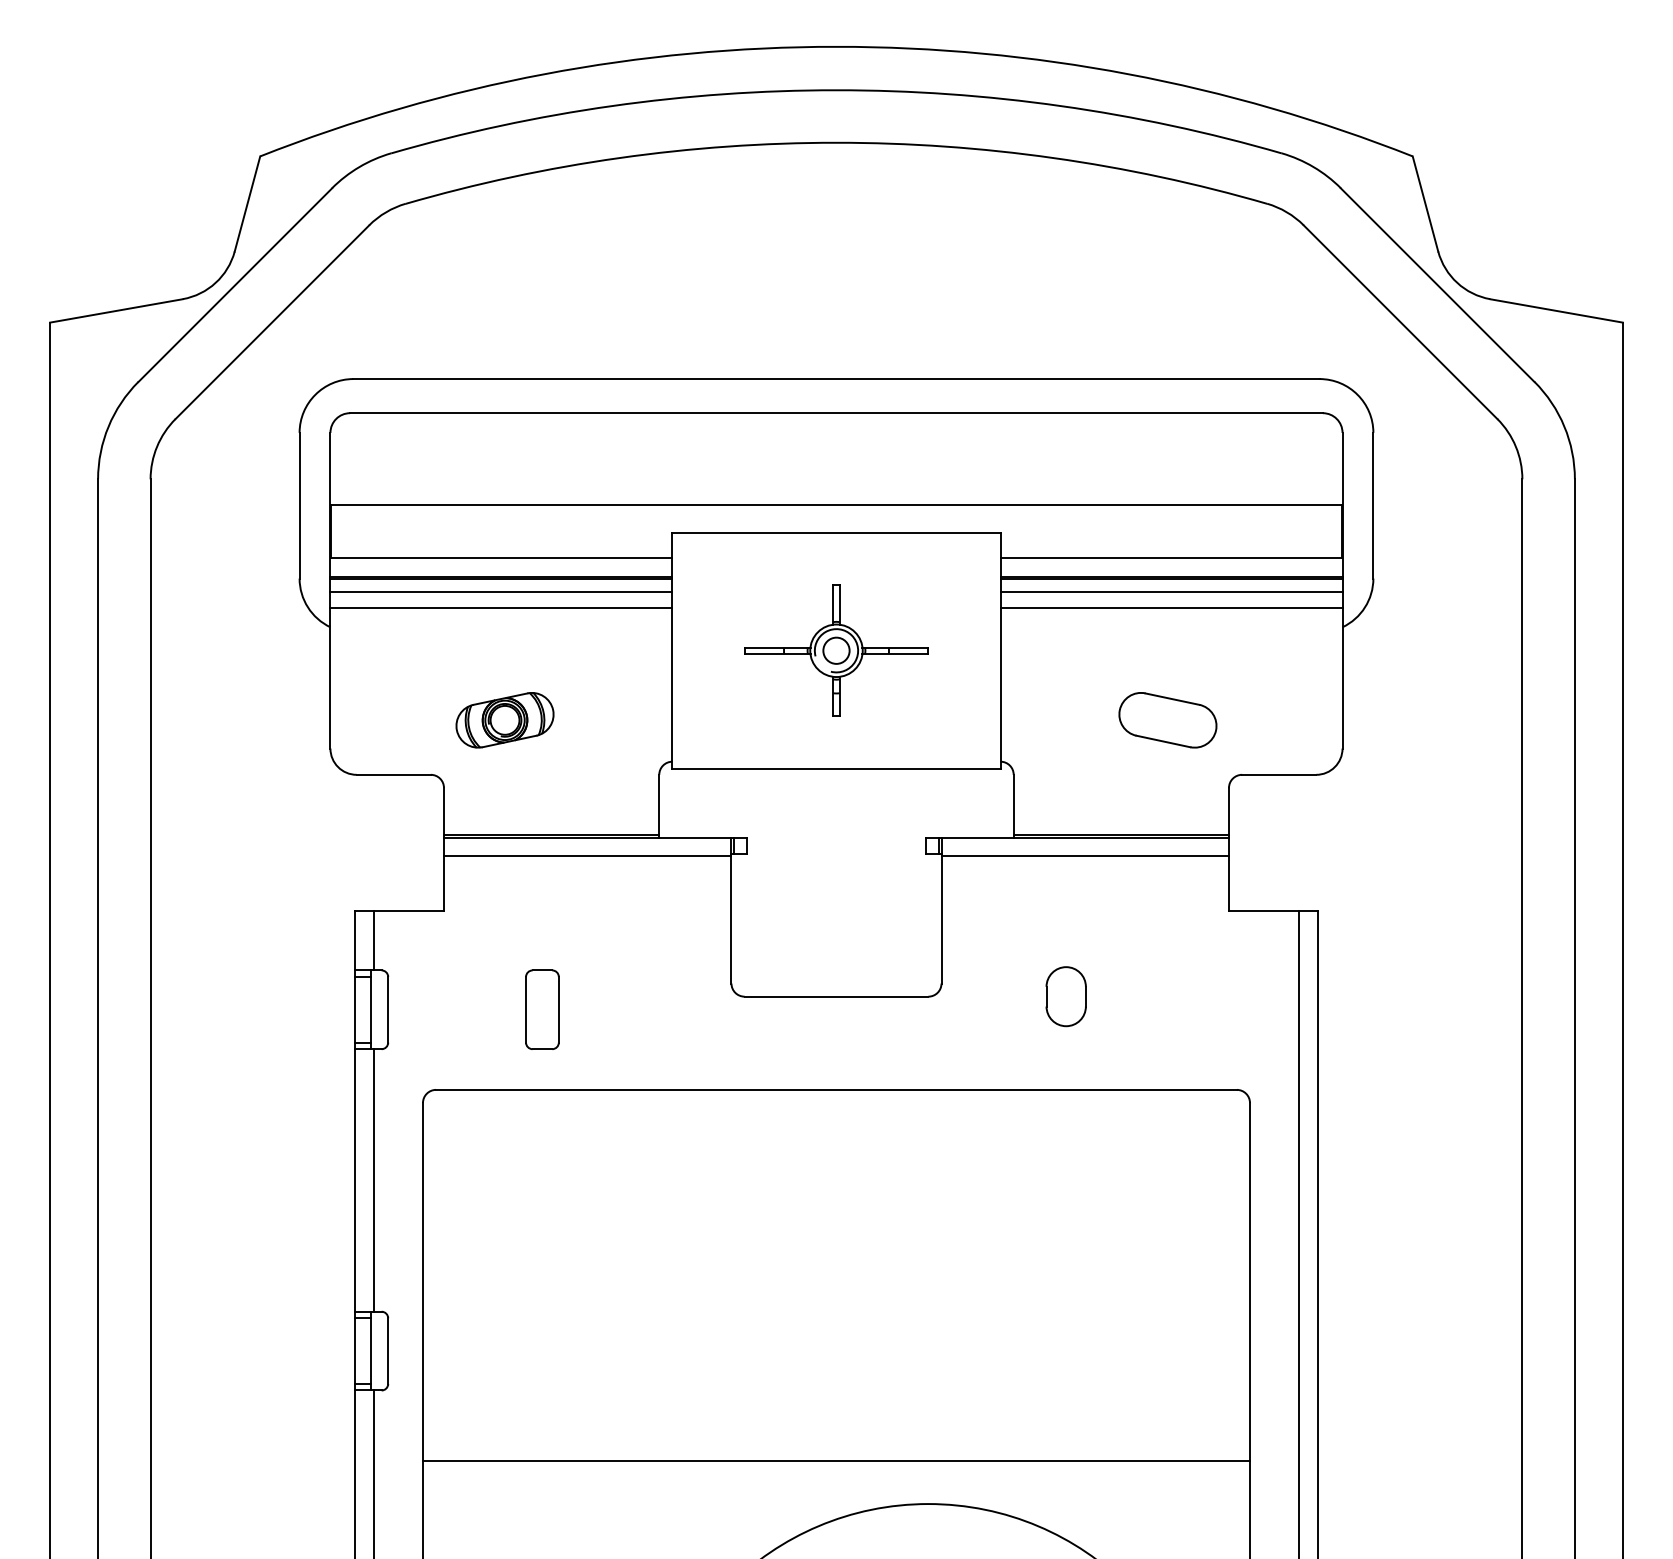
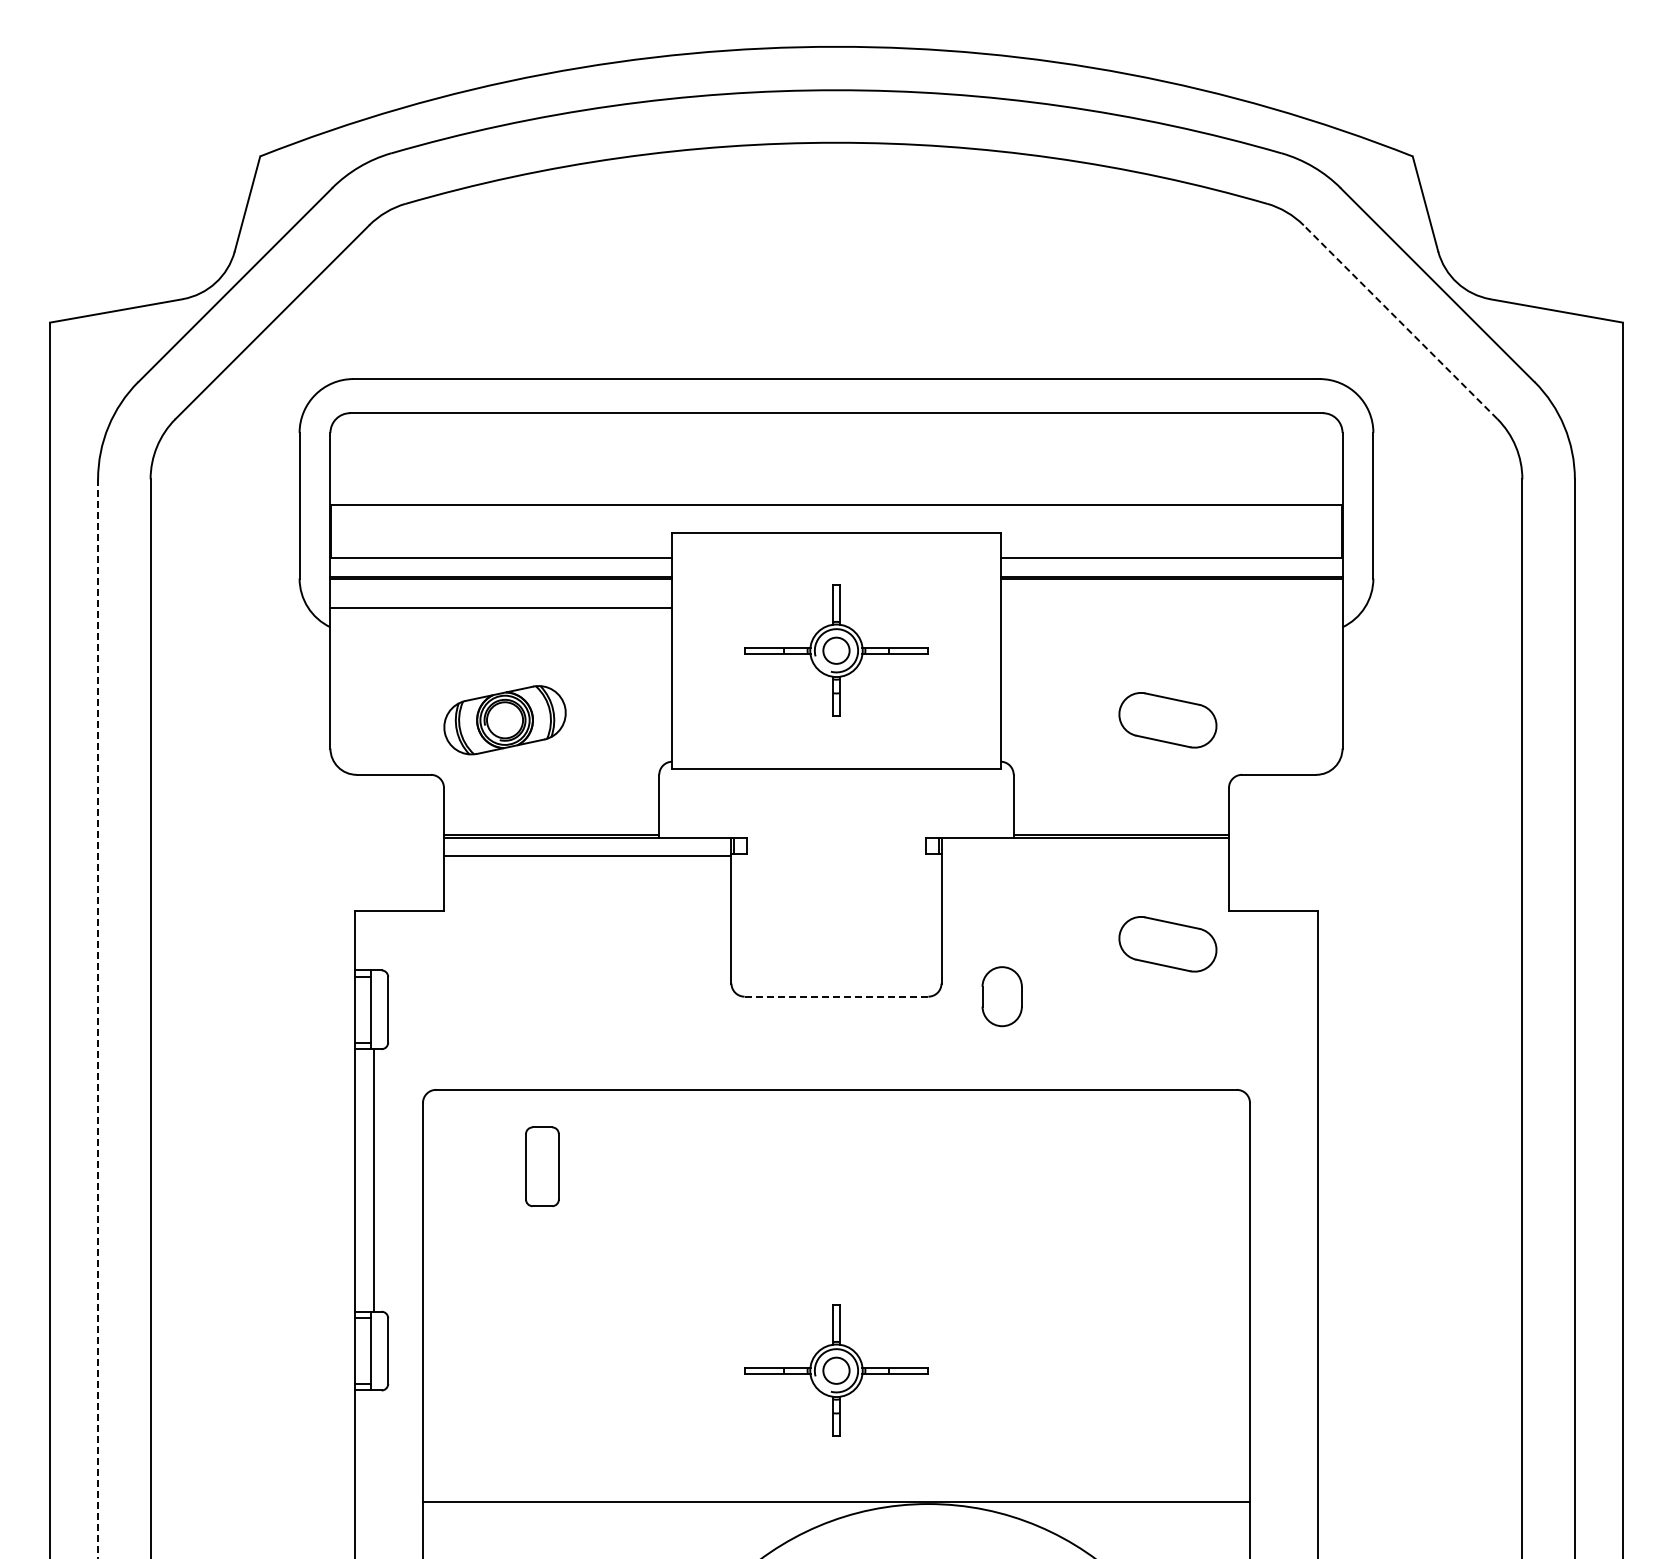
line: solid -> dashed (1400, 322)
line: present -> none (501, 592)
line: present -> none (1171, 592)
line: present -> none (1171, 608)
part size: 100x57 px -> 124x71 px (504, 720)
line: present -> none (1084, 856)
line: present -> none (373, 940)
part: none -> present (1167, 944)
line: solid -> dashed (836, 996)
part position: (1065, 996) -> (1001, 996) (1001, 996)
part position: (542, 1009) -> (542, 1166) (542, 1166)
line: solid -> dashed (98, 1019)
line: present -> none (1299, 1233)
part: none -> present (836, 1370)
line position: (836, 1460) -> (836, 1501) (836, 1501)
line: present -> none (373, 1472)
